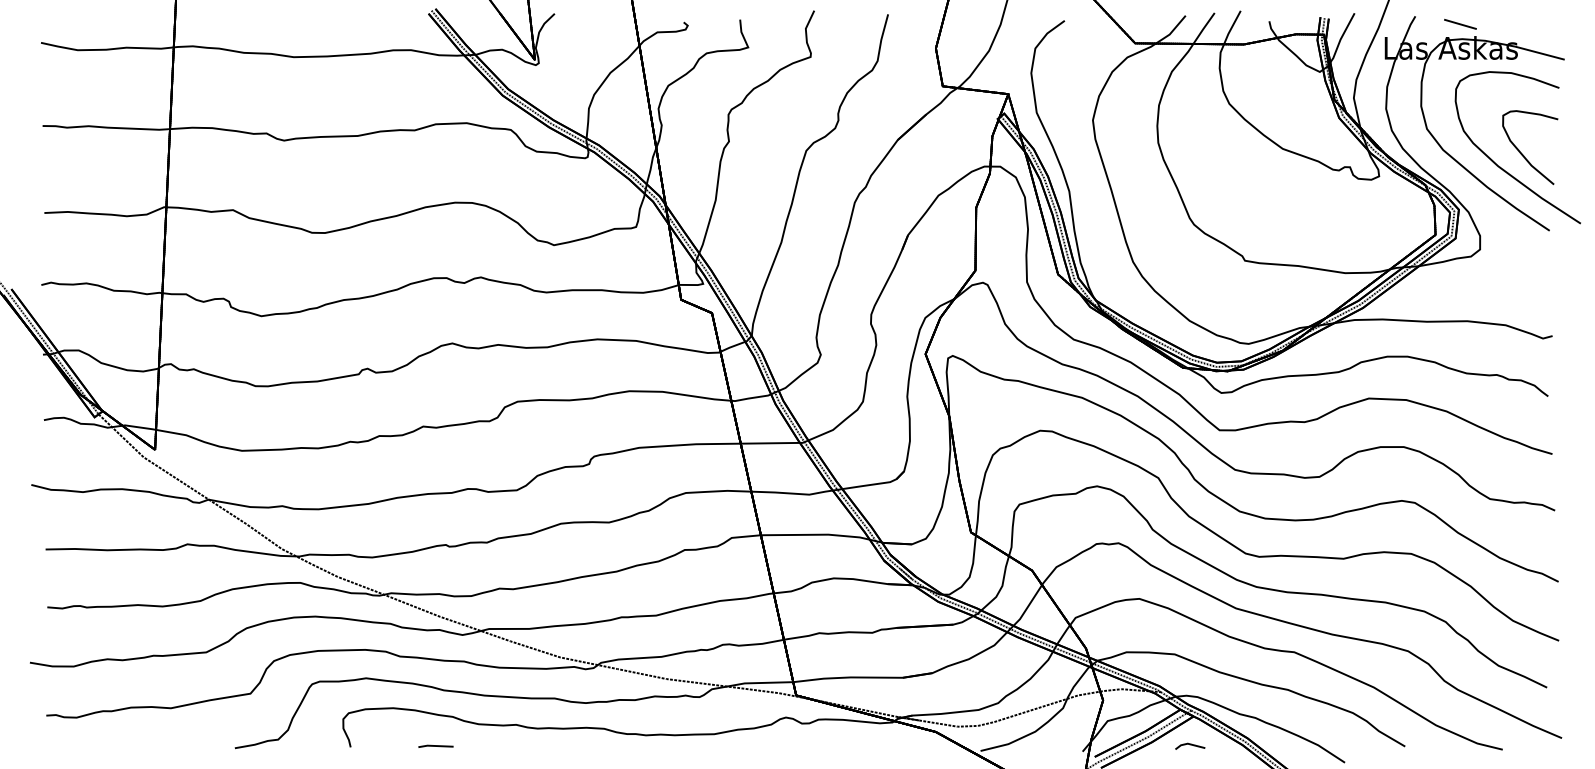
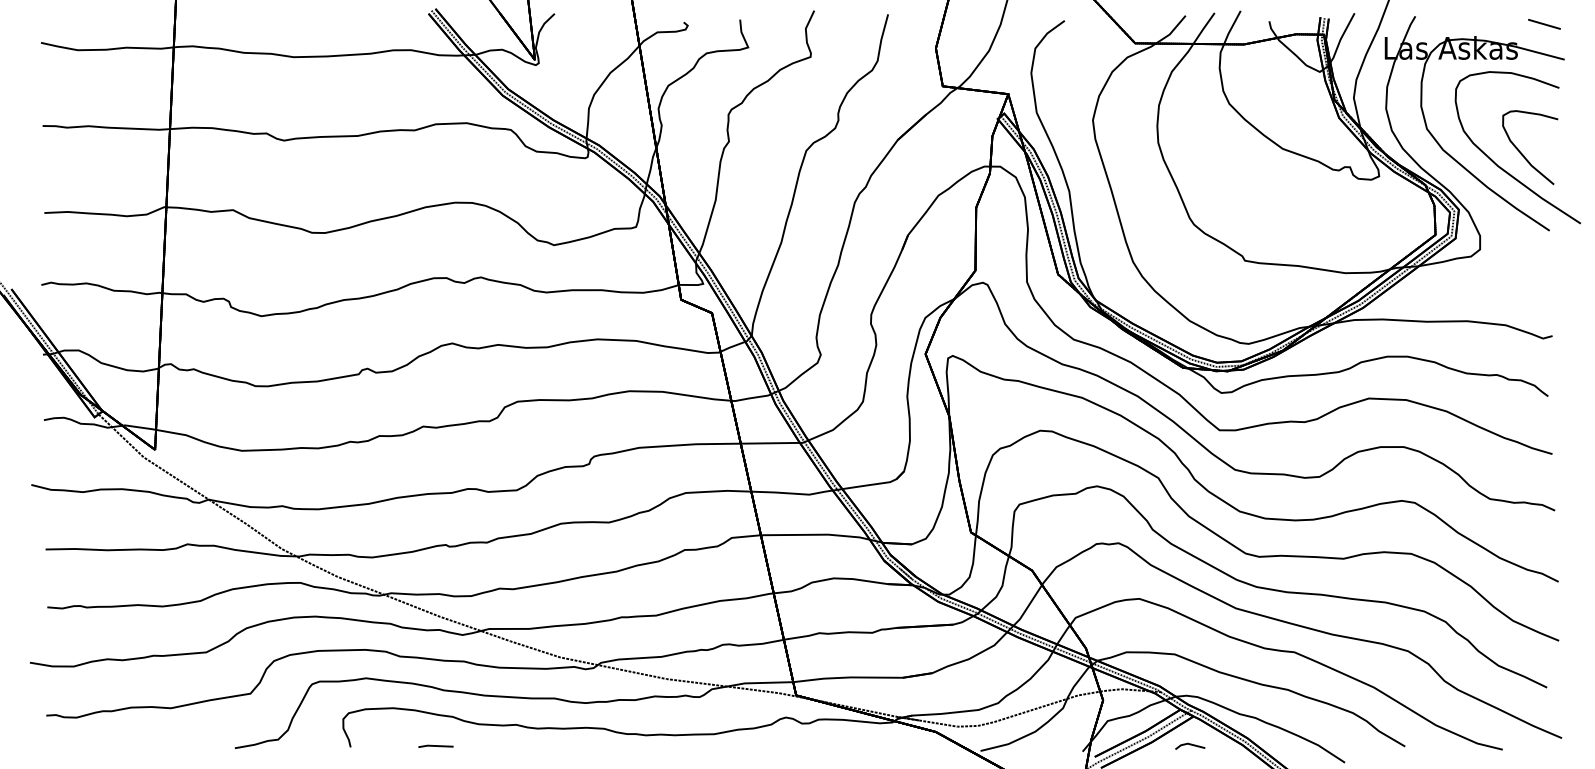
line position: (1460, 23) -> (1544, 23) (1544, 23)
